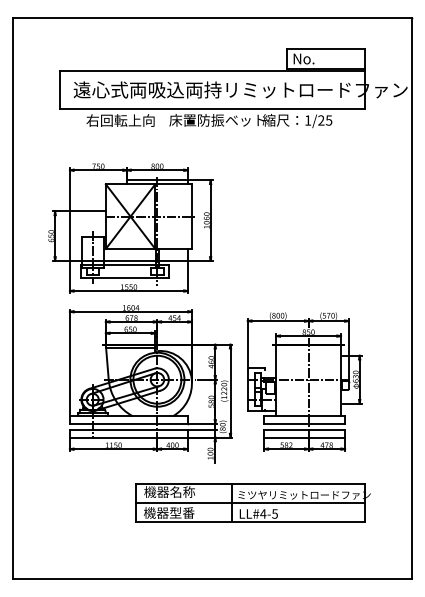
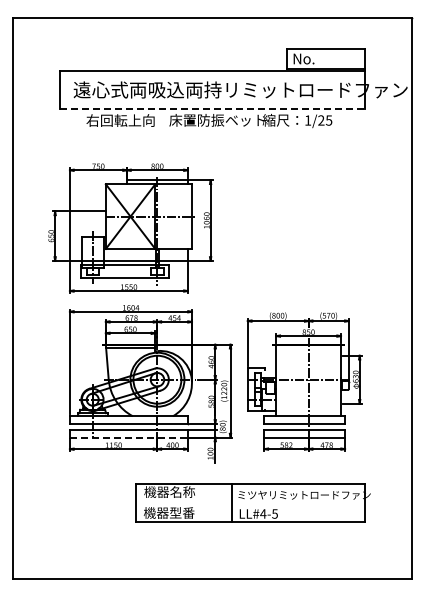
line: solid -> dashed (212, 109)
line: solid -> dashed (128, 437)
line: present -> none (250, 502)
